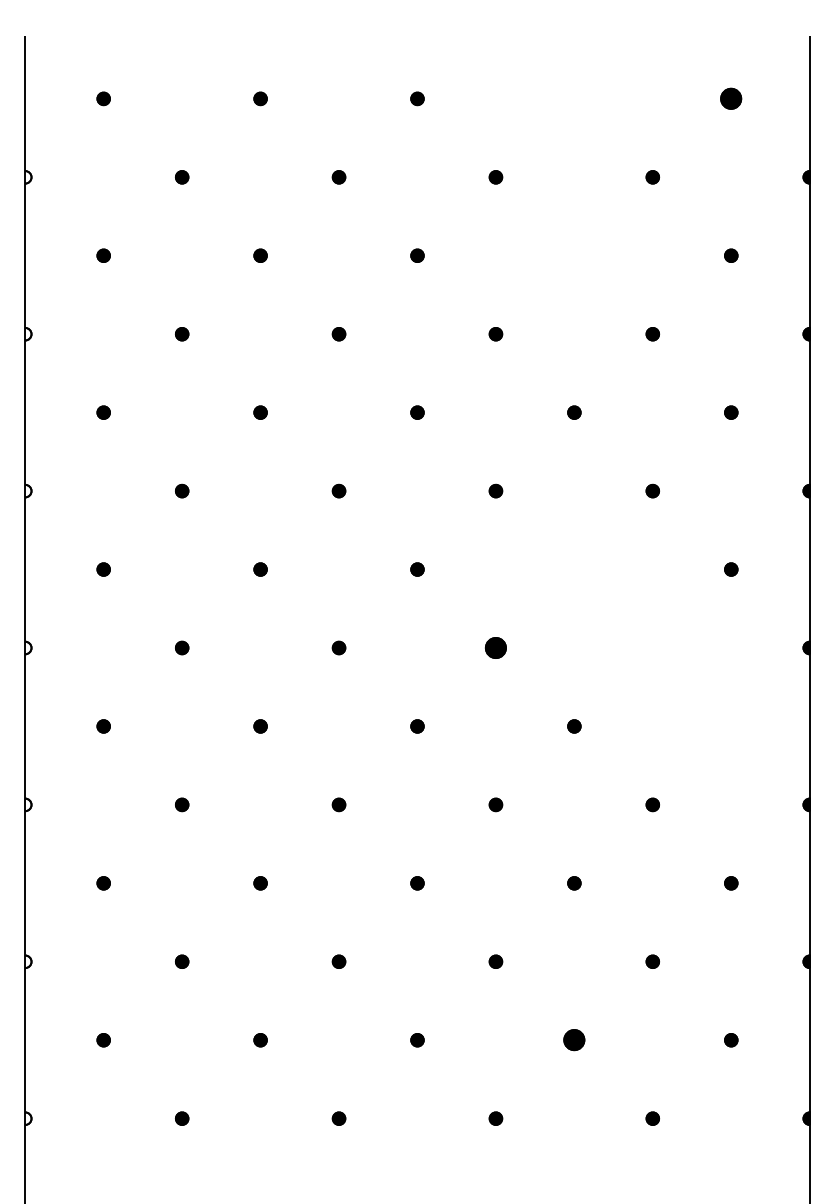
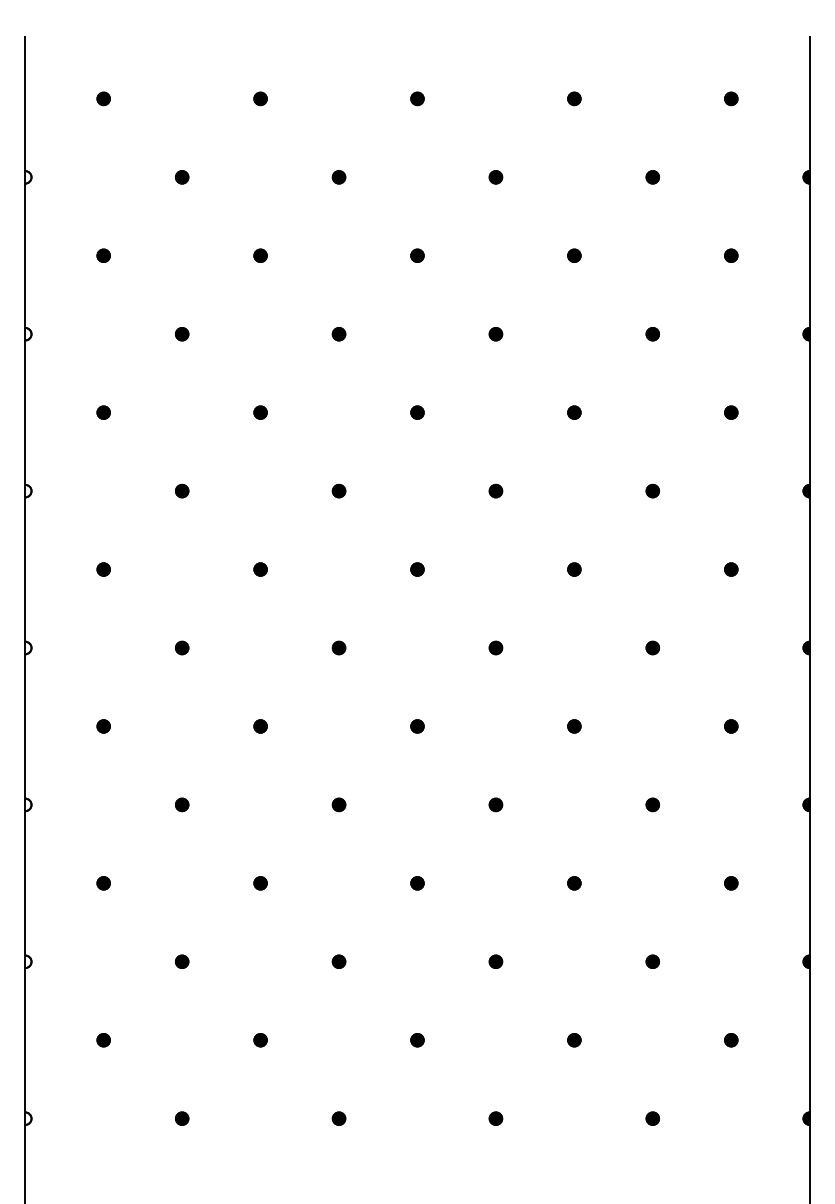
part: none -> present (574, 98)
part size: 23x23 px -> 15x16 px (731, 98)
part: none -> present (574, 255)
part: none -> present (574, 569)
part size: 23x22 px -> 16x16 px (495, 647)
part: none -> present (652, 647)
part: none -> present (731, 726)
part size: 23x23 px -> 15x15 px (574, 1040)
